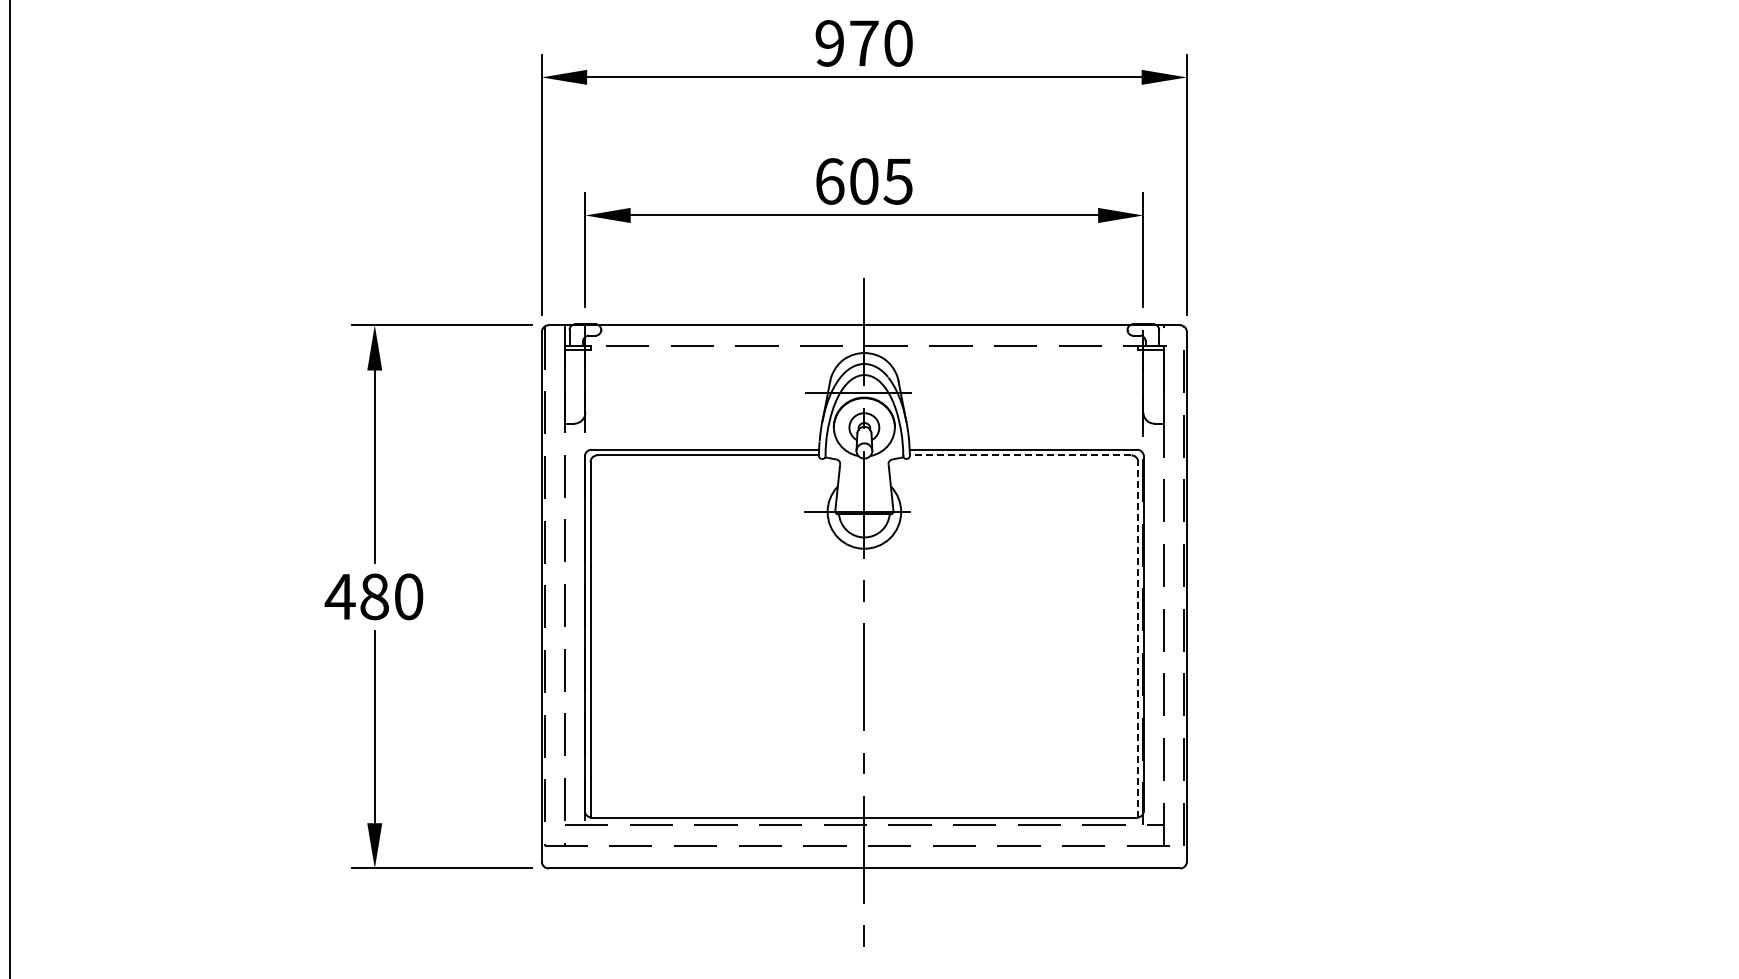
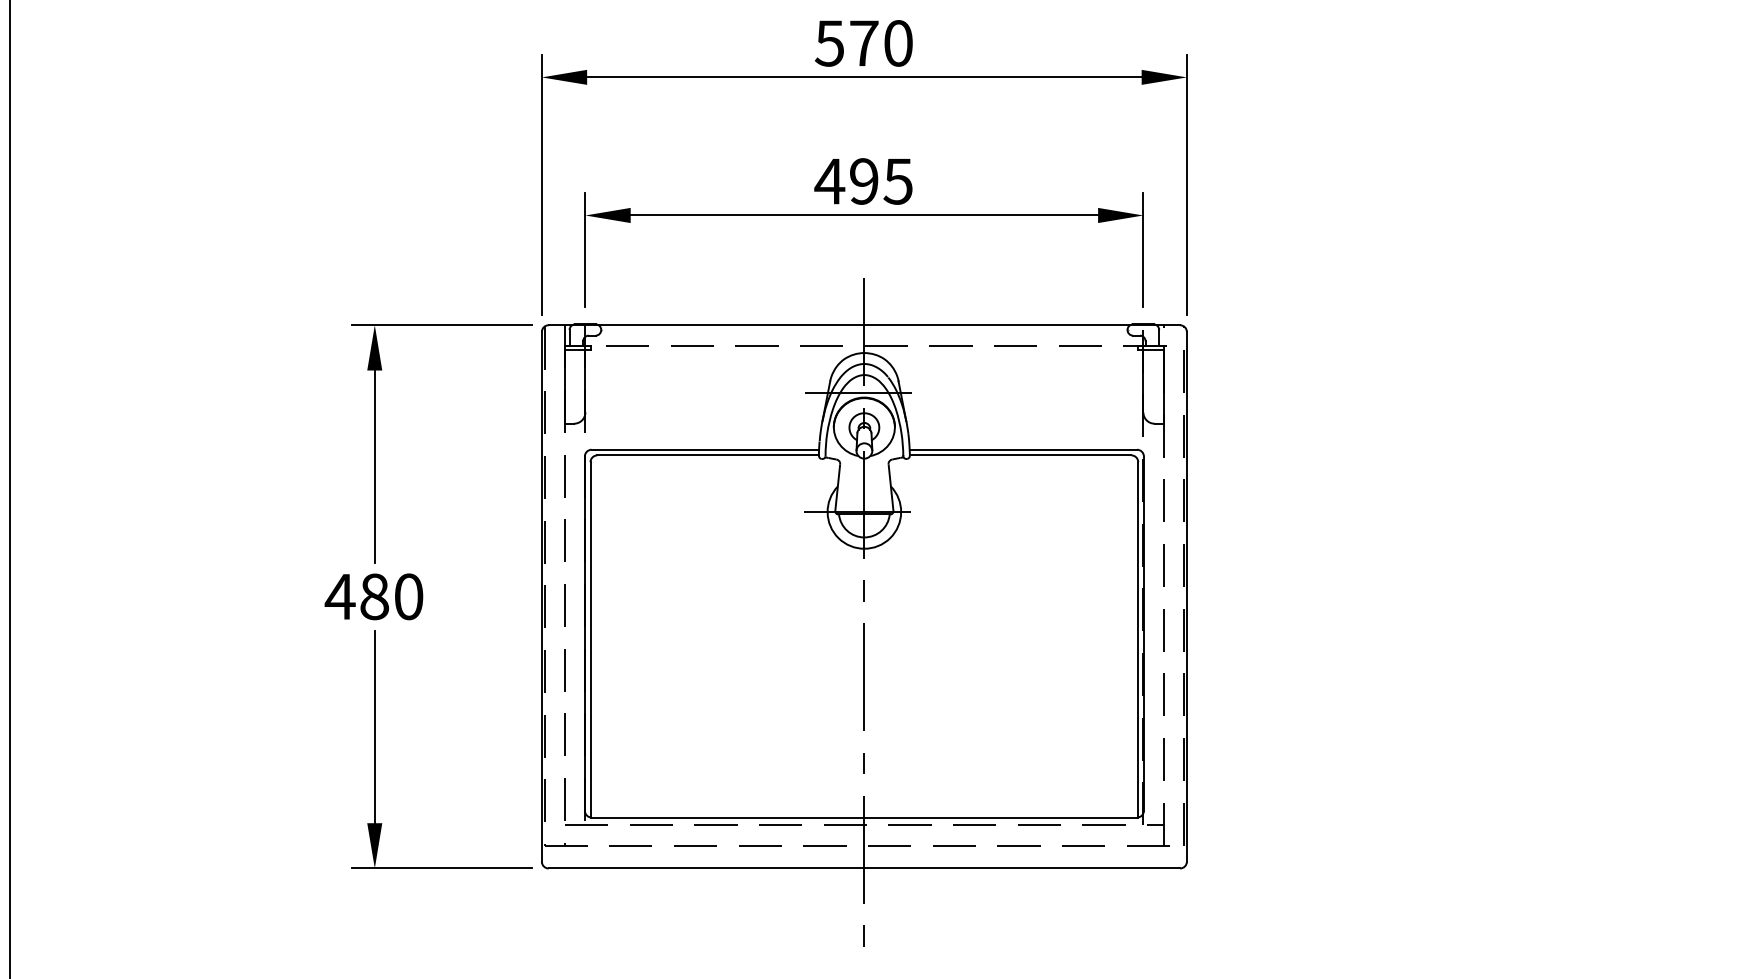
text: 970 -> 570 (828, 43)
text: 605 -> 495 (846, 181)
line: dashed -> solid (1020, 455)
line: dashed -> solid (1138, 639)
